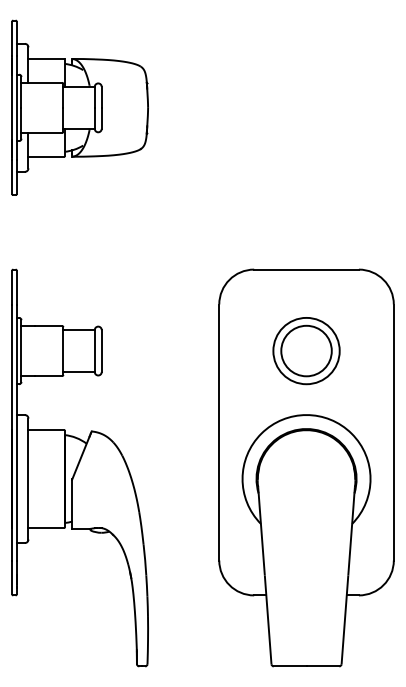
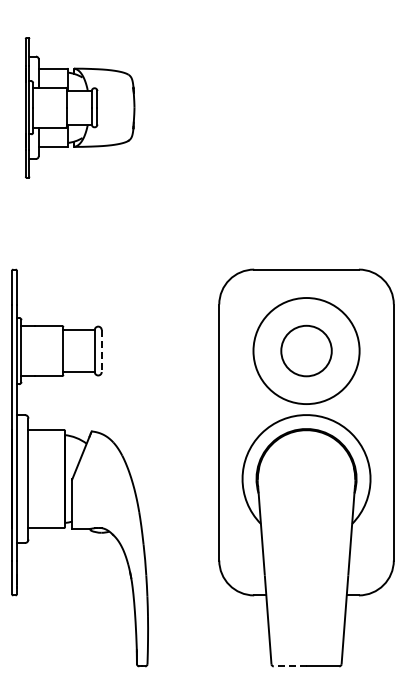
part size: 138x177 px -> 112x142 px (79, 107)
circle diameter: 66 px -> 106 px (306, 351)
line: solid -> dashed (101, 351)
line: solid -> dashed (289, 666)
